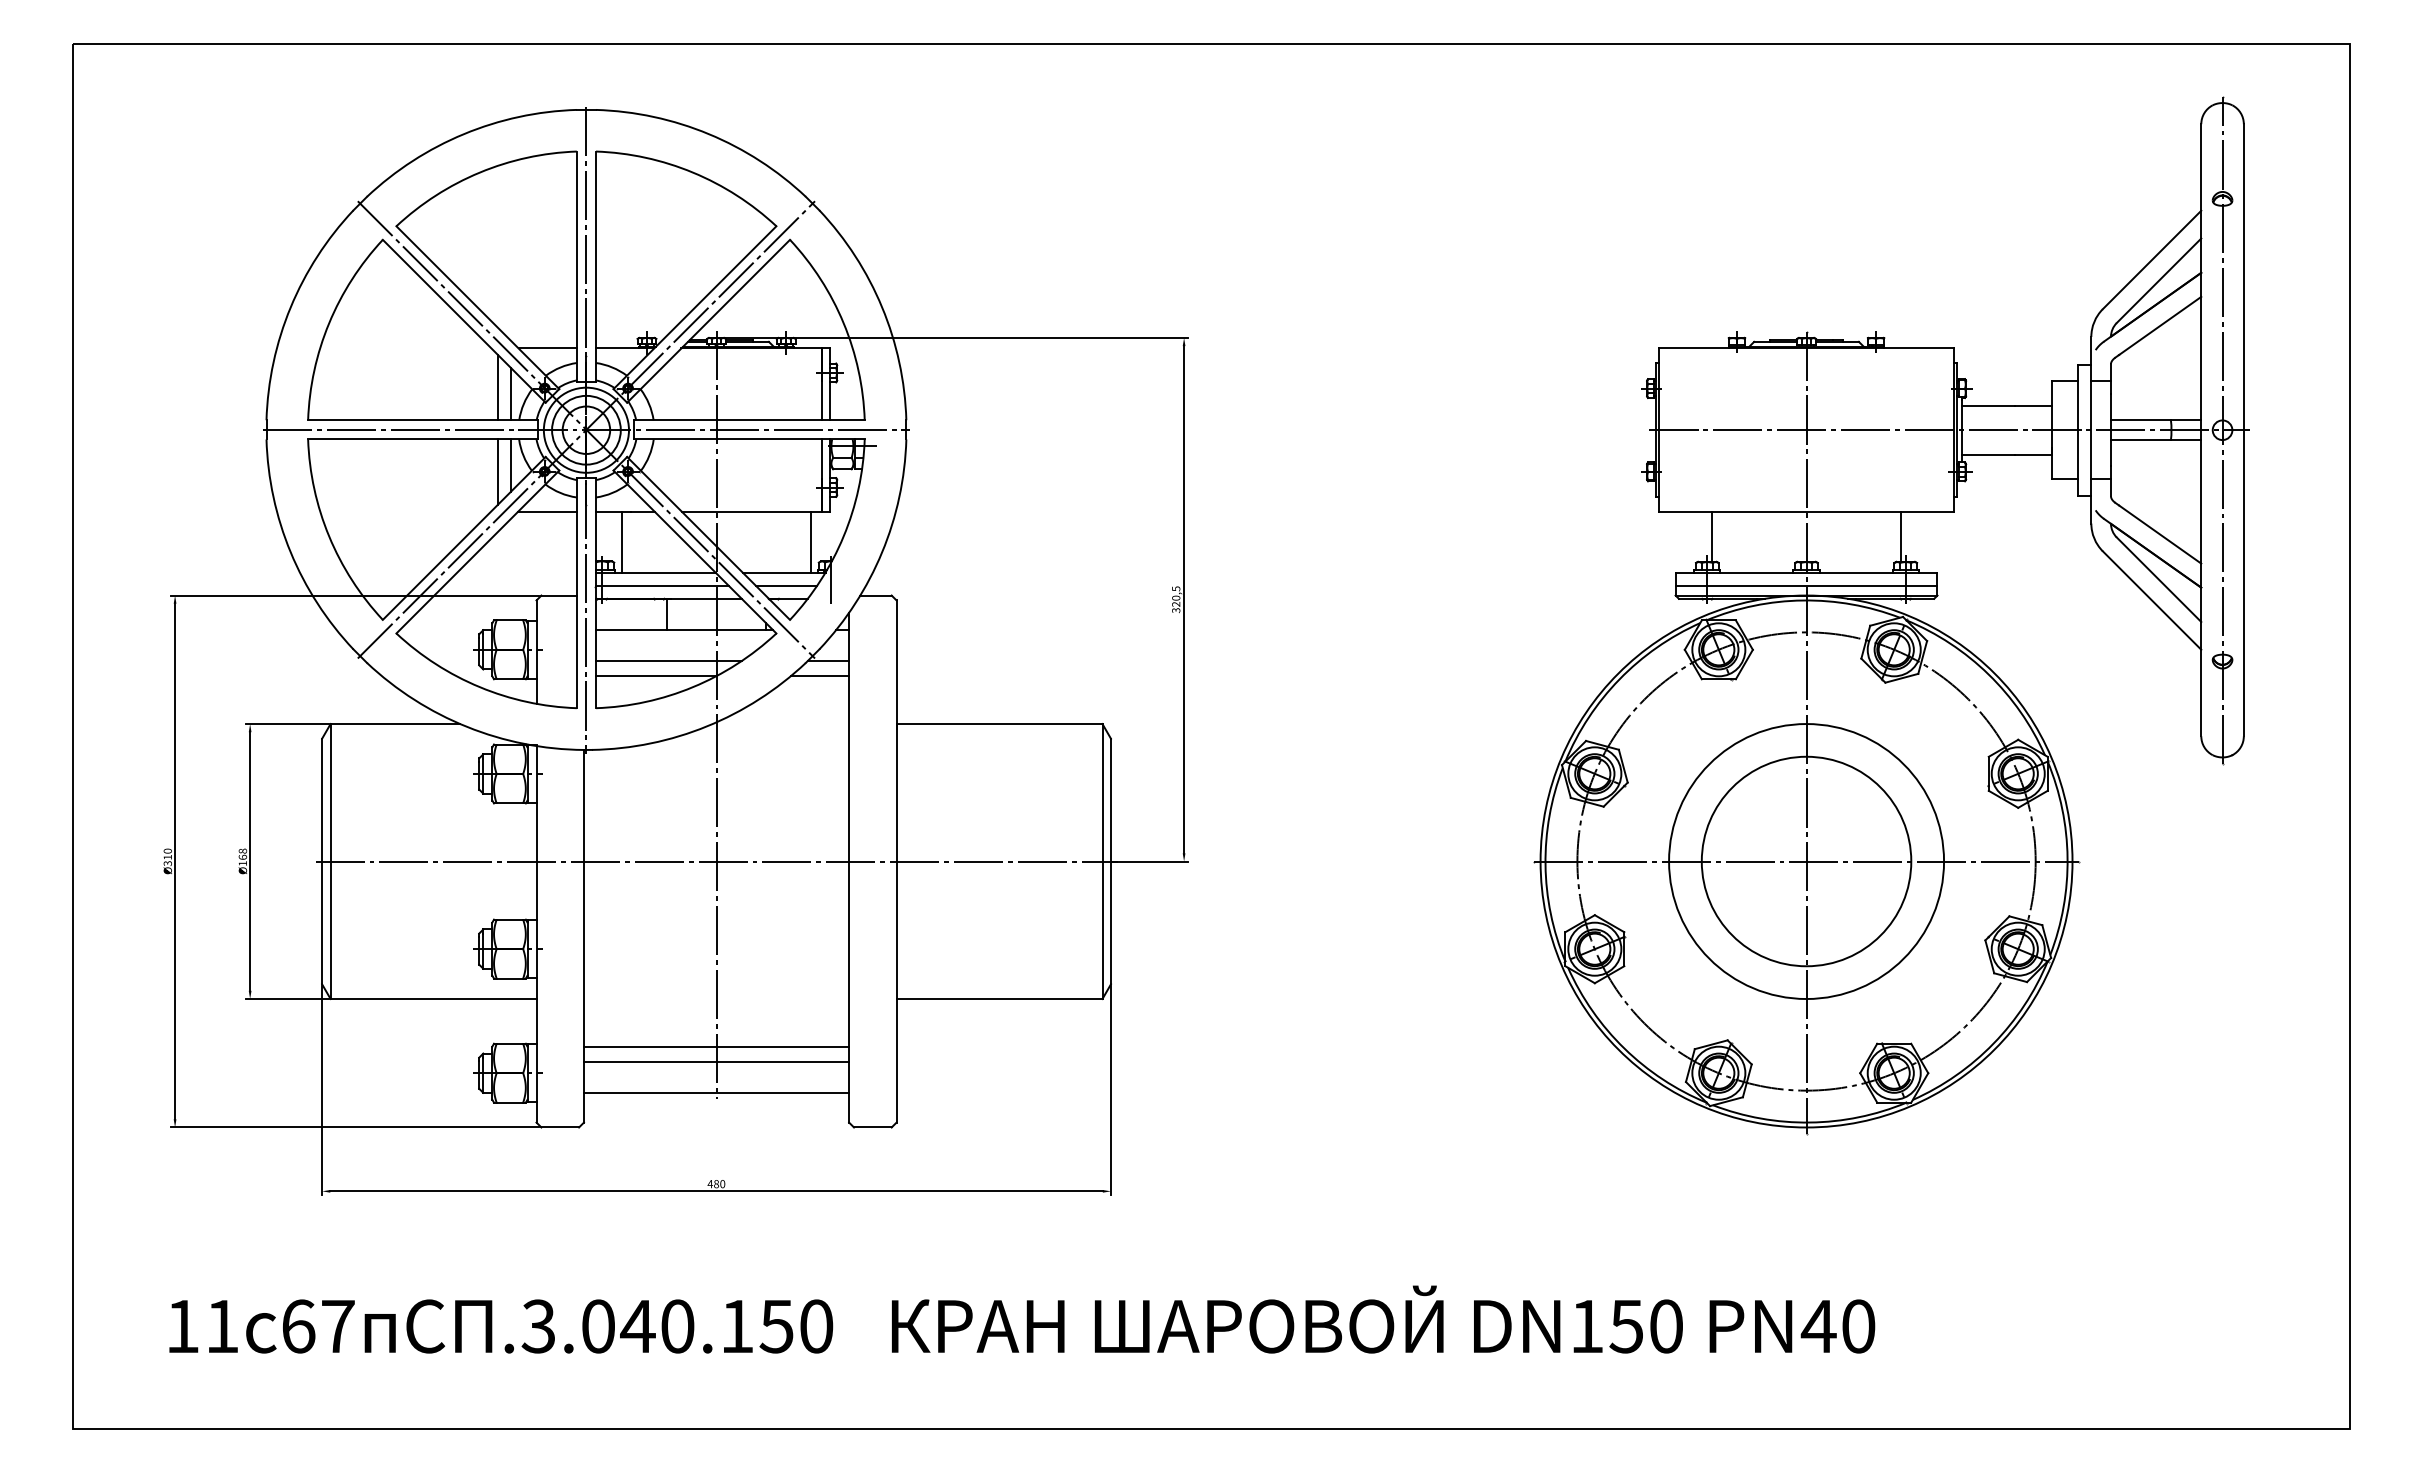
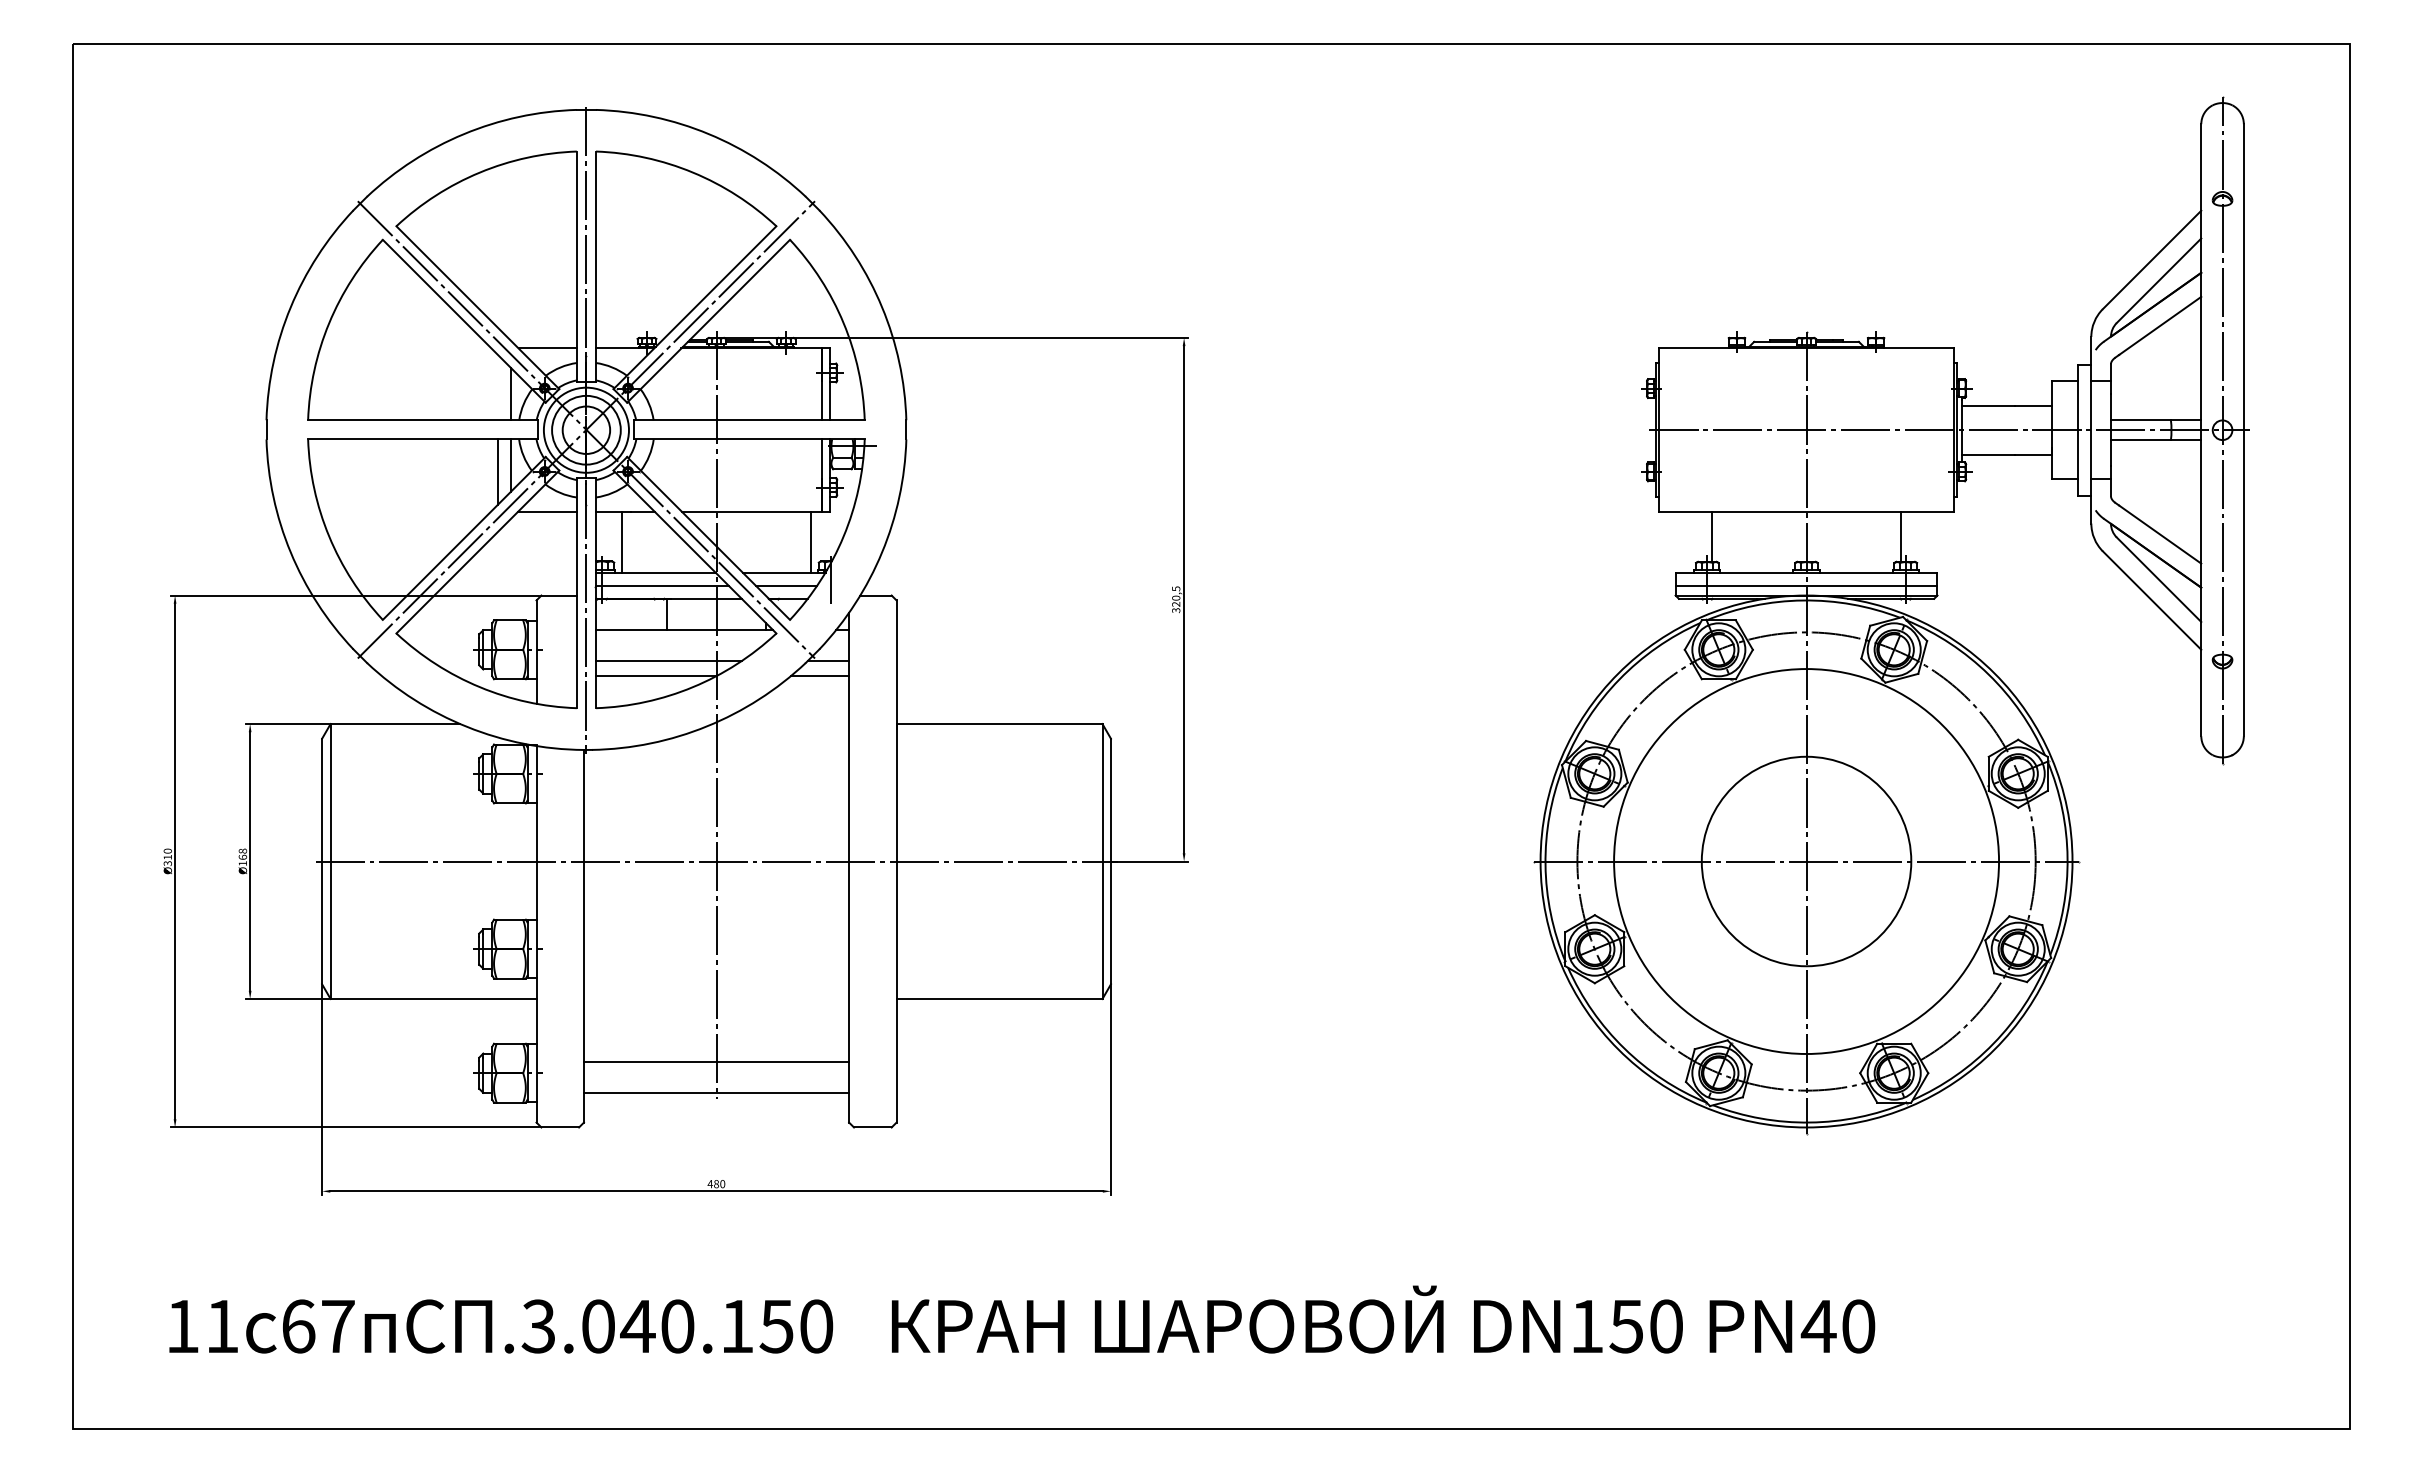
line: present -> none (498, 387)
line: present -> none (586, 429)
circle diameter: 275 px -> 385 px (1806, 861)
line: present -> none (716, 1047)
